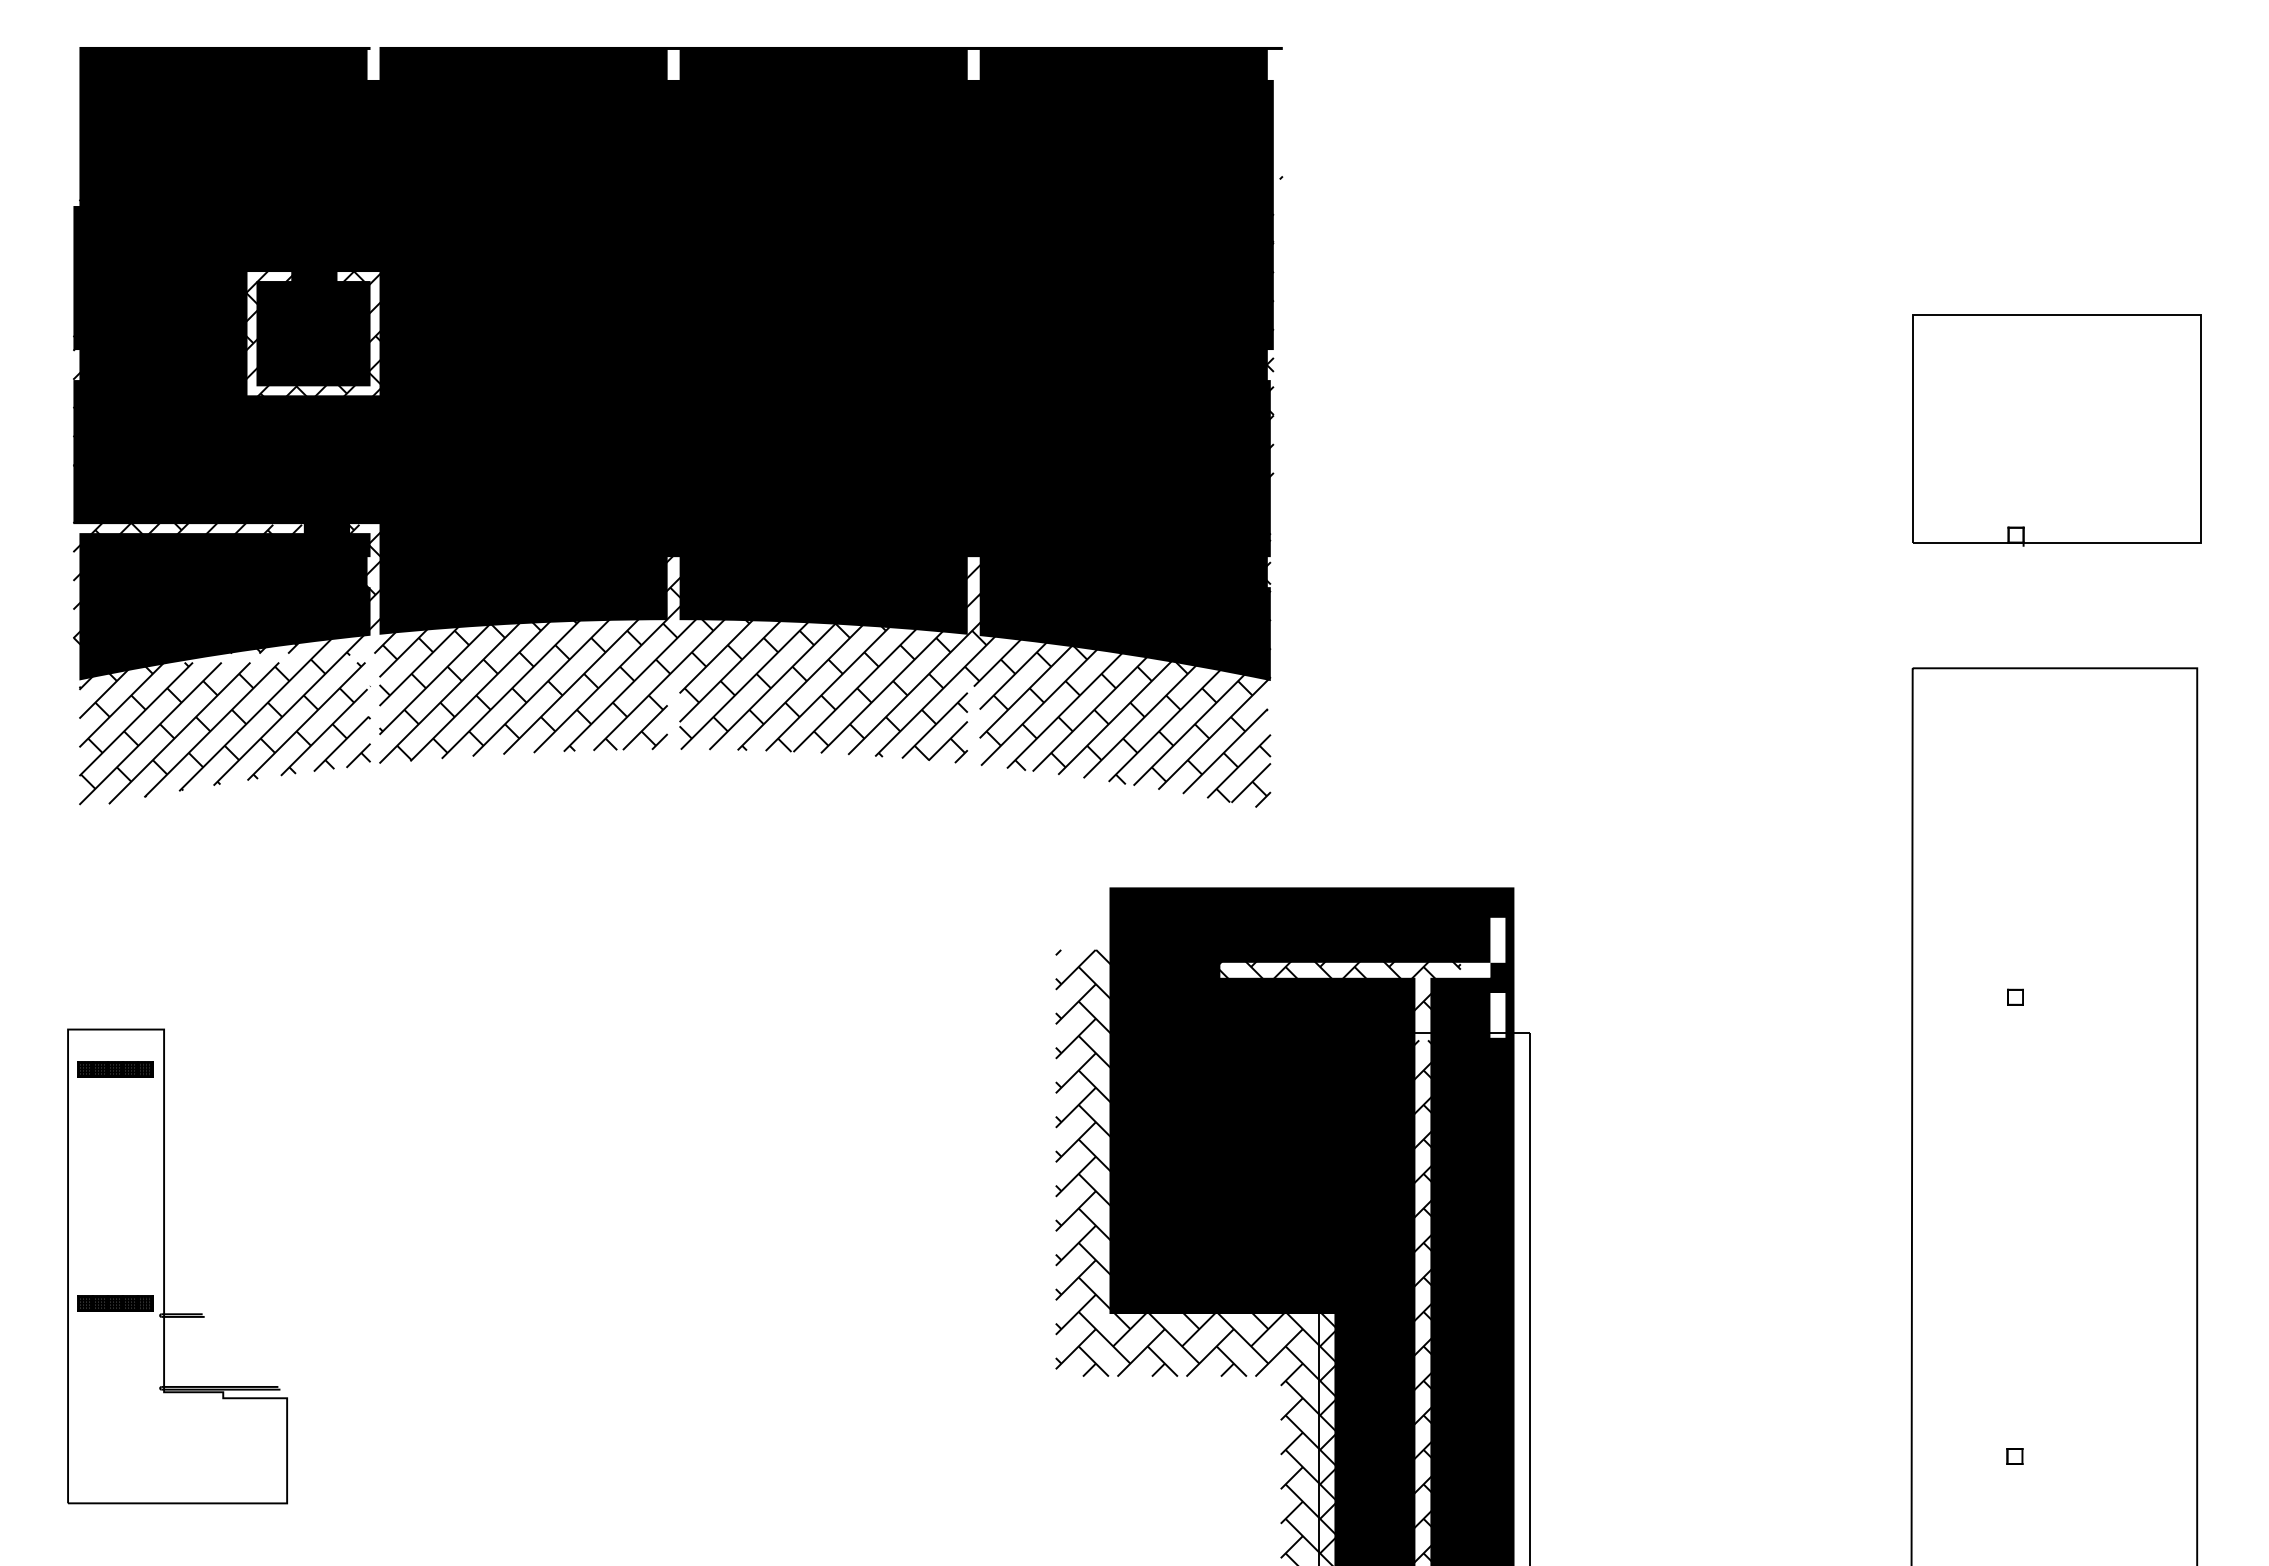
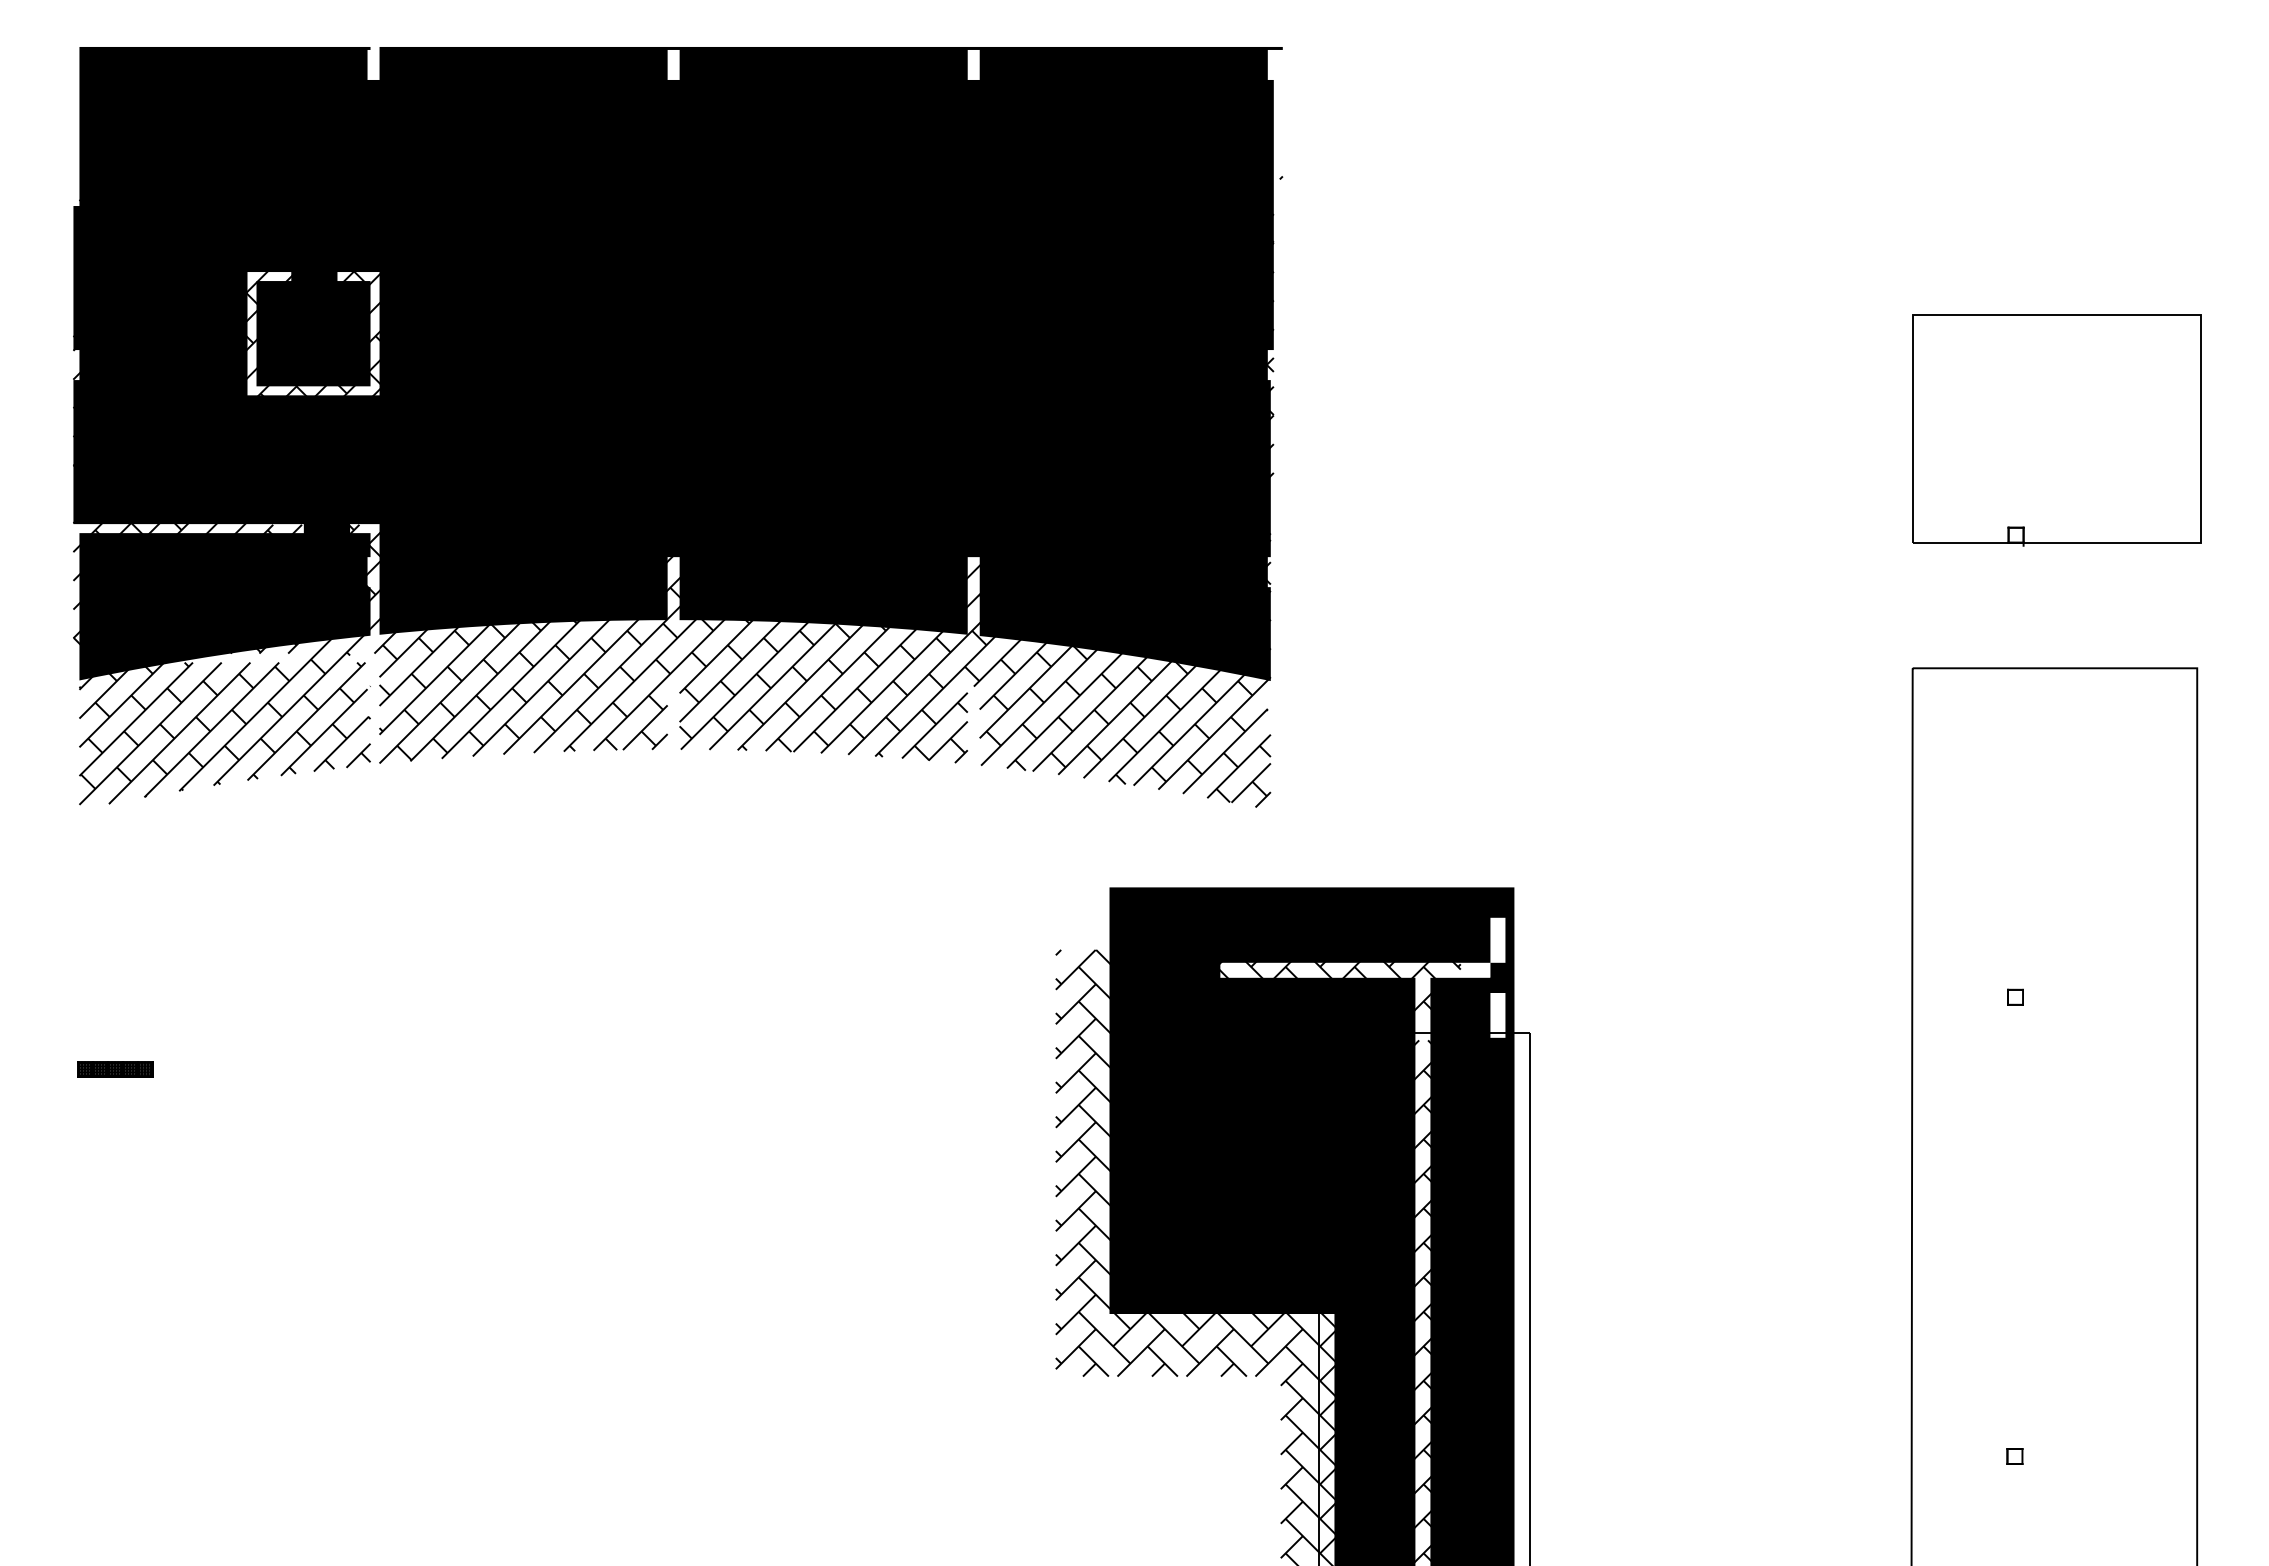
part: present -> none (164, 1266)
